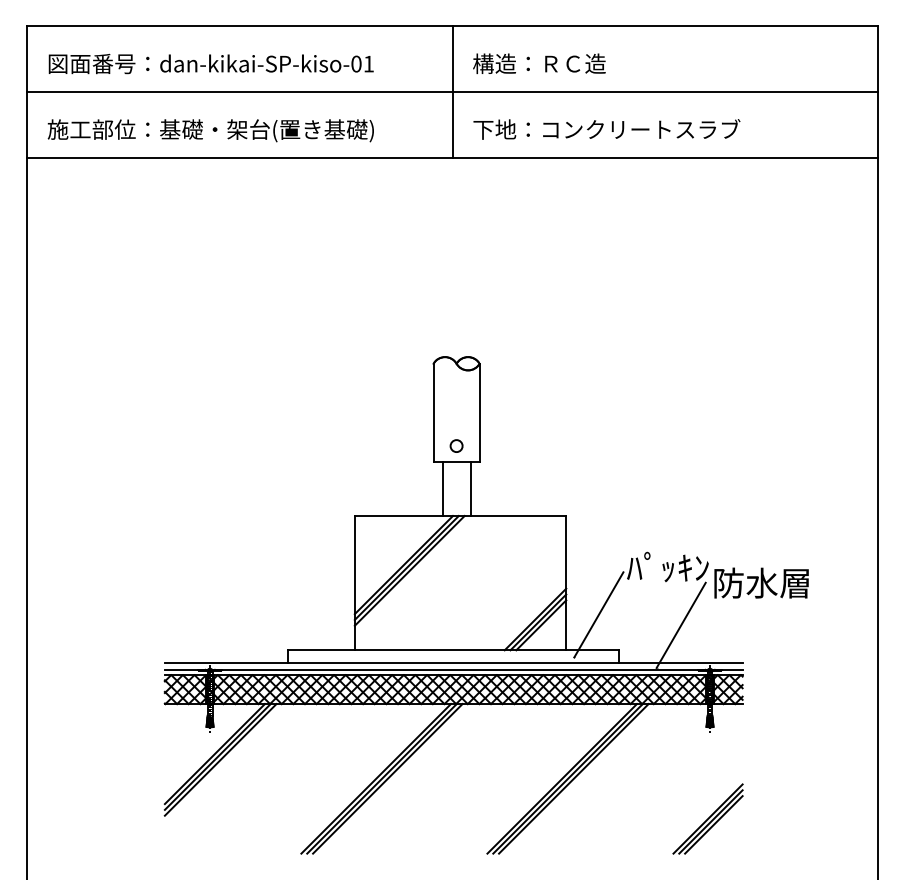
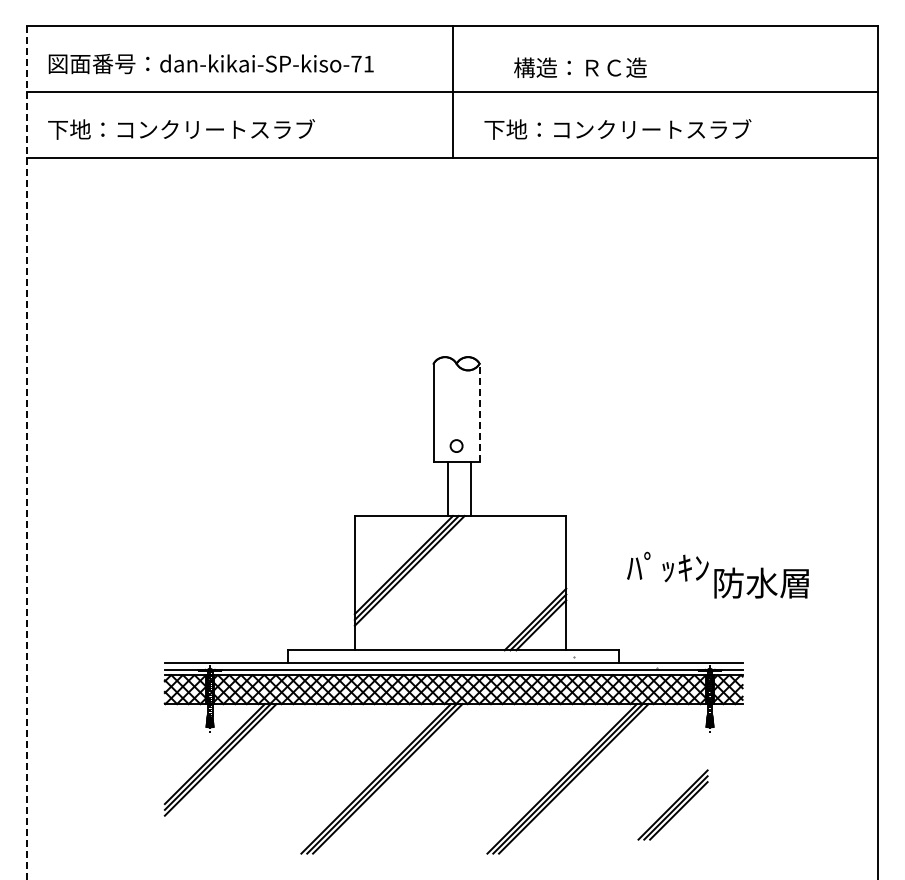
text: dan-kikai-SP-kiso-01 -> dan-kikai-SP-kiso-71 (356, 63)
text position: (539, 63) -> (580, 67) (580, 67)
text position: (606, 129) -> (617, 129) (617, 129)
text: 施工部位：基礎・架台(置き基礎) -> 下地：コンクリートスラブ (210, 130)
line: solid -> dashed (479, 412)
line: solid -> dashed (27, 453)
line position: (442, 488) -> (447, 488) (447, 488)
line: present -> none (598, 614)
line: present -> none (680, 625)
part position: (707, 818) -> (672, 804) (672, 804)
